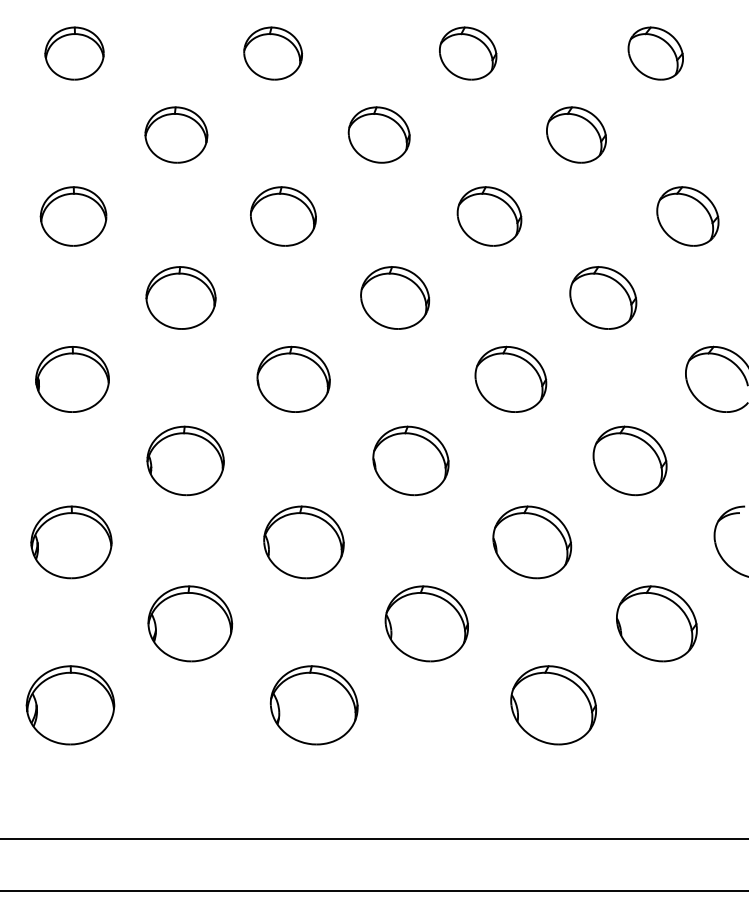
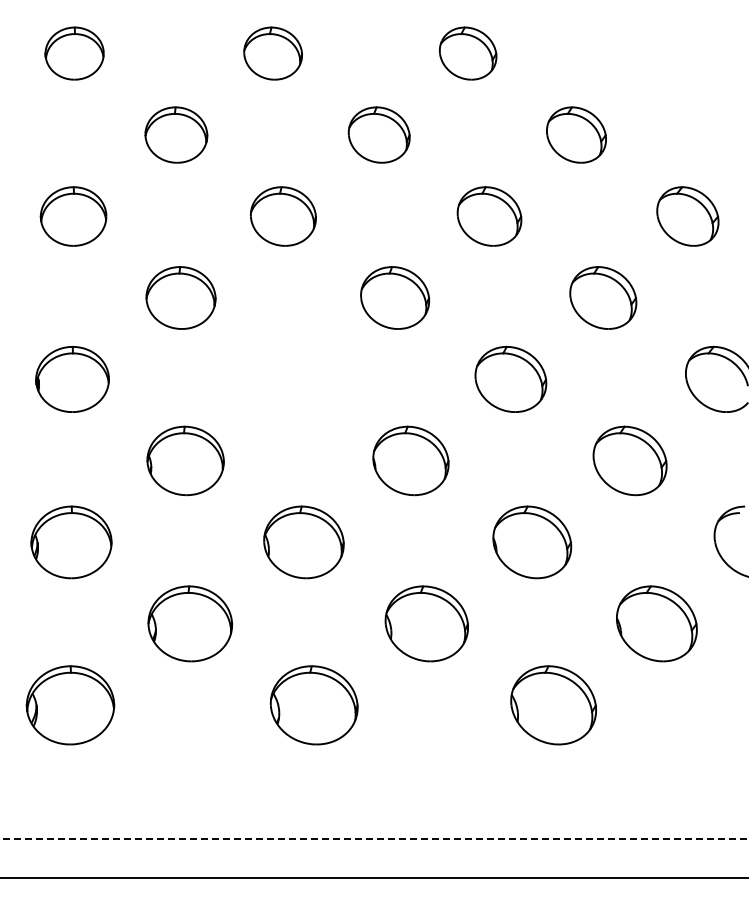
part: present -> none (655, 53)
part: present -> none (293, 378)
line: solid -> dashed (374, 838)
line position: (373, 891) -> (373, 878) (373, 878)
